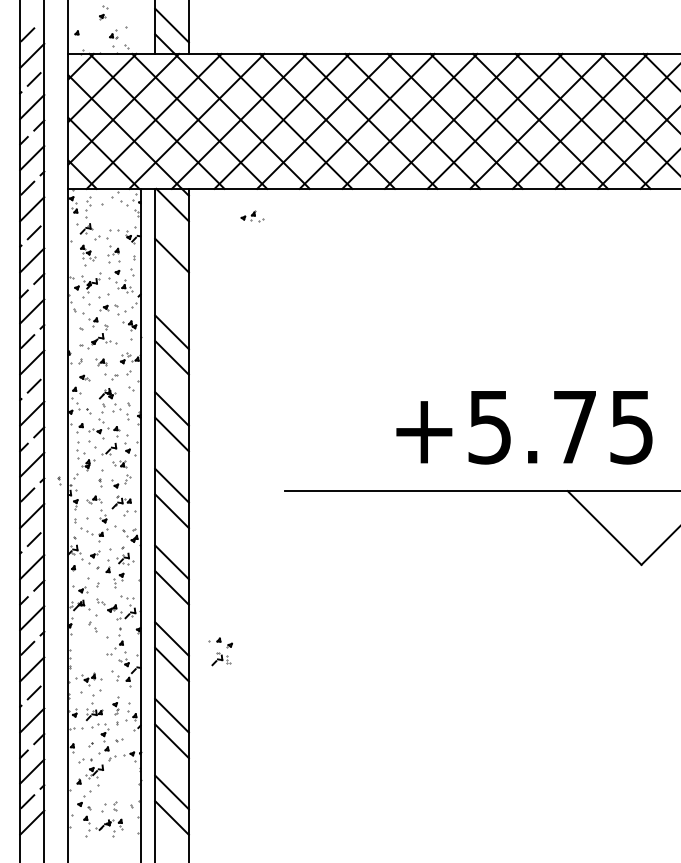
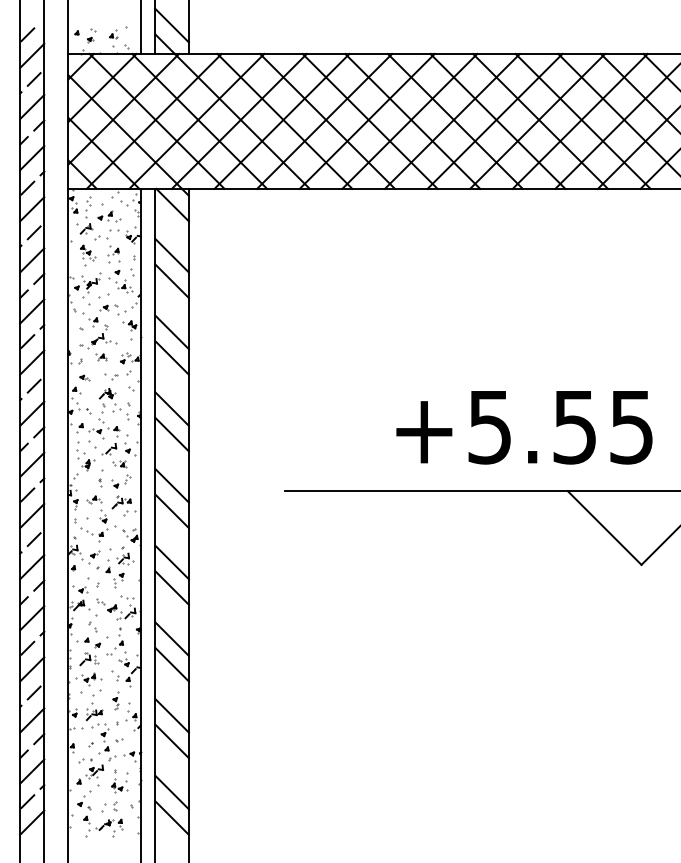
part position: (103, 12) -> (91, 35) (91, 35)
line: none -> present (140, 27)
part position: (252, 216) -> (109, 216) (109, 216)
line: none -> present (171, 281)
part position: (101, 362) -> (101, 357) (101, 357)
text: +5.75 -> +5.55 (574, 427)
part: present -> none (59, 480)
part position: (220, 651) -> (88, 651) (88, 651)
part position: (115, 705) -> (115, 700) (115, 700)
part: none -> present (119, 781)
